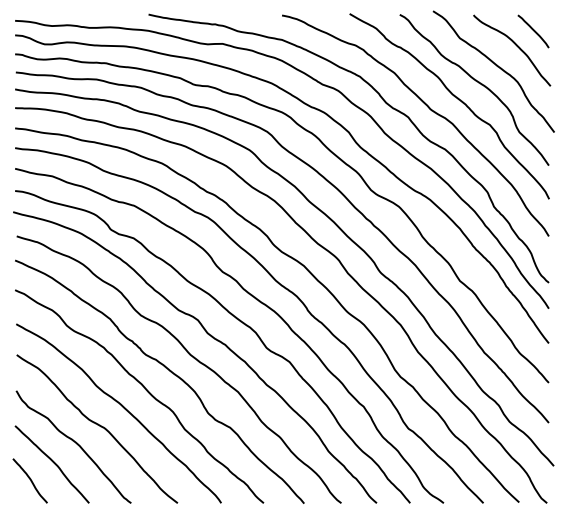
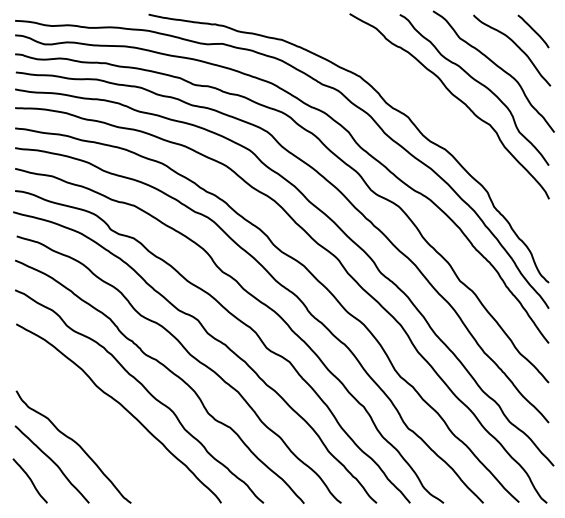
curve: present -> none (430, 110)
curve: present -> none (99, 426)
